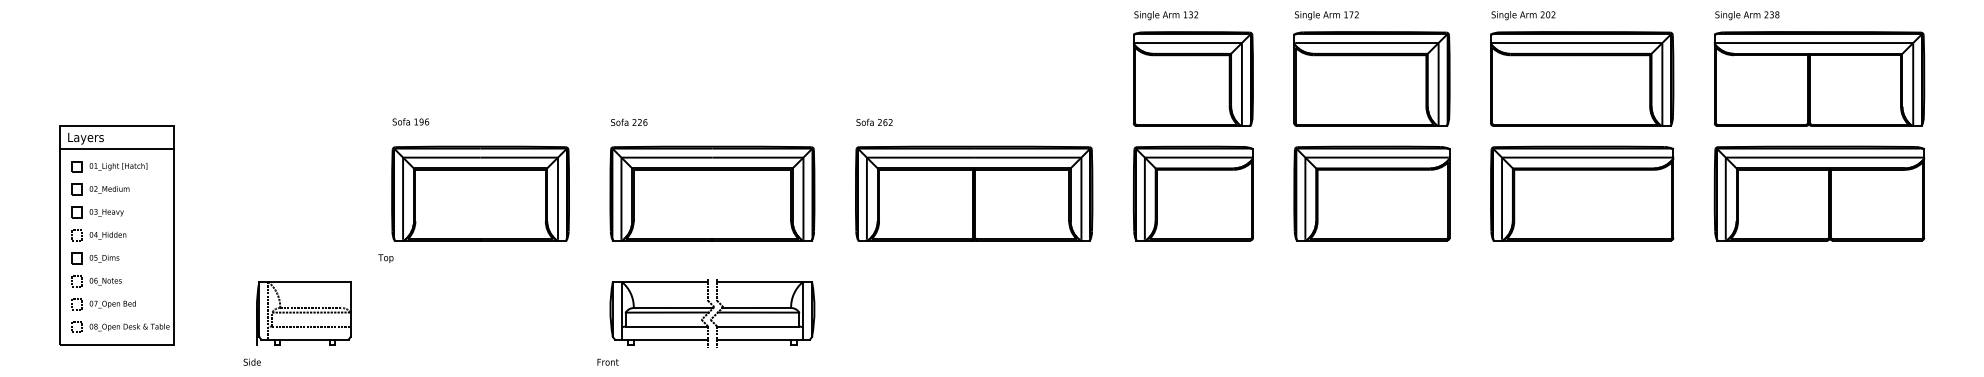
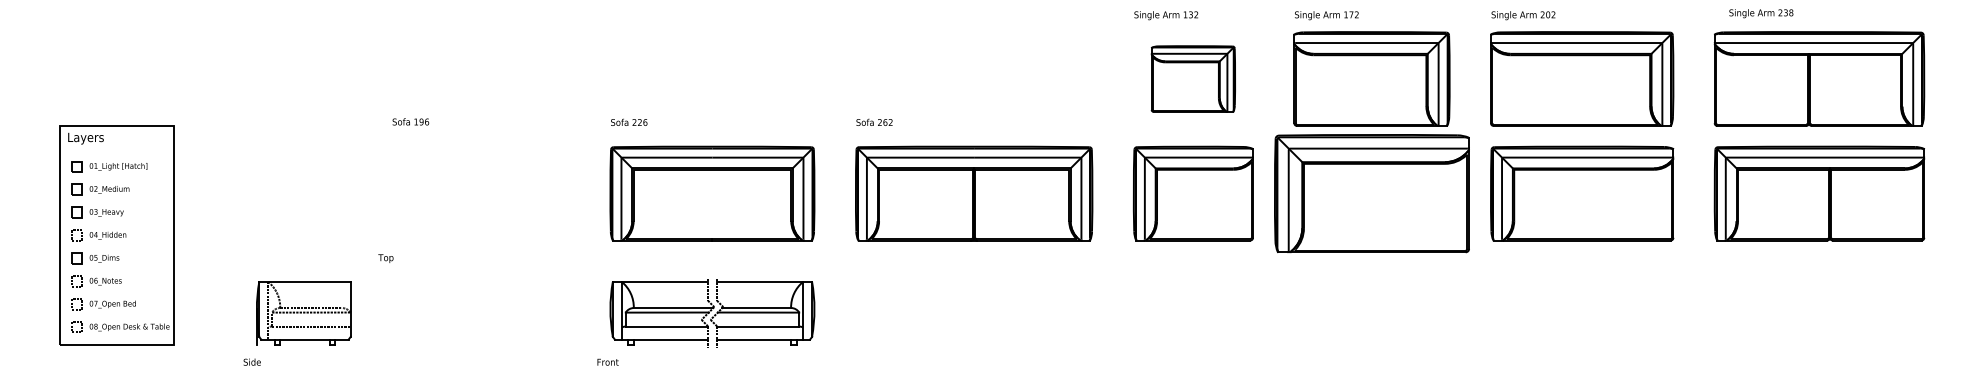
text position: (1747, 15) -> (1761, 13) (1761, 13)
part size: 121x96 px -> 86x68 px (1192, 78)
line: present -> none (116, 148)
part: present -> none (480, 193)
part size: 158x97 px -> 196x120 px (1371, 193)
